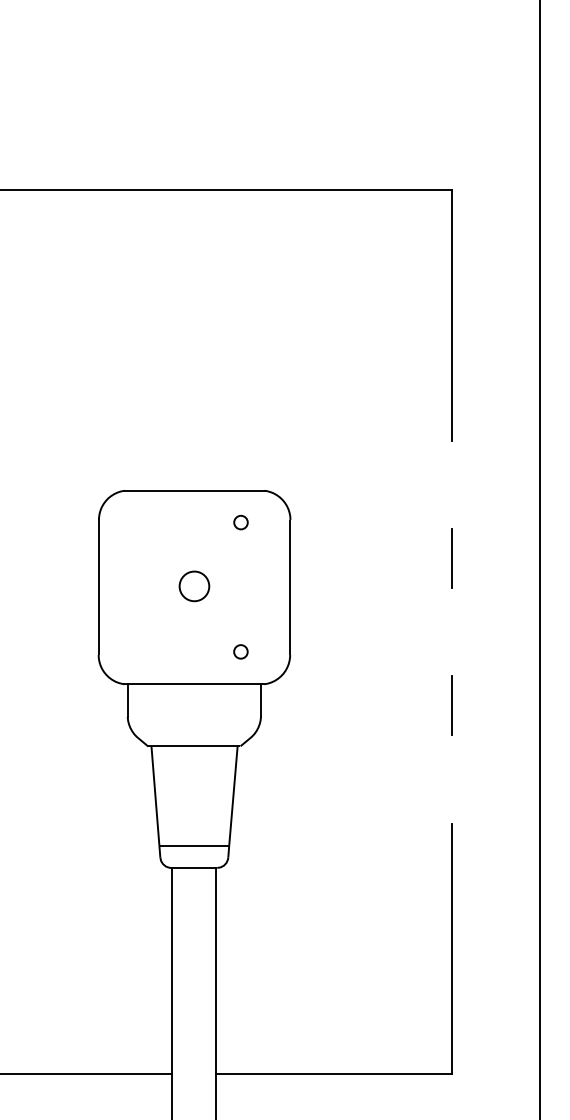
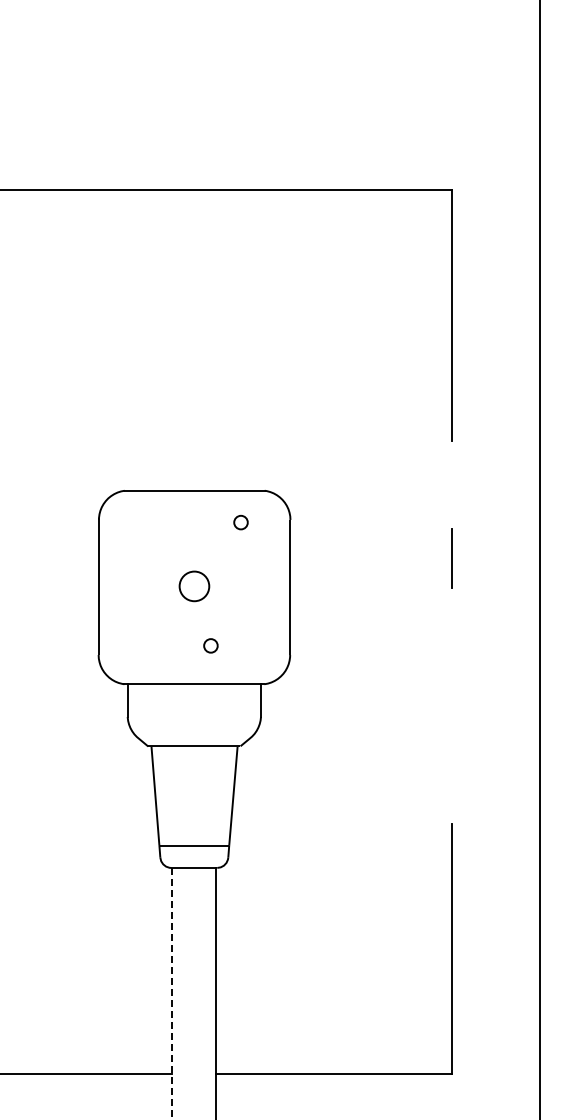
circle position: (240, 651) -> (210, 645) (210, 645)
line: present -> none (451, 705)
line: solid -> dashed (172, 993)
